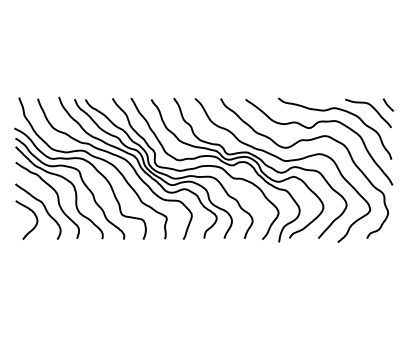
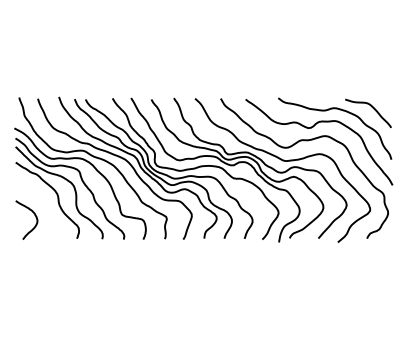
line: present -> none (388, 104)
curve: present -> none (44, 208)
